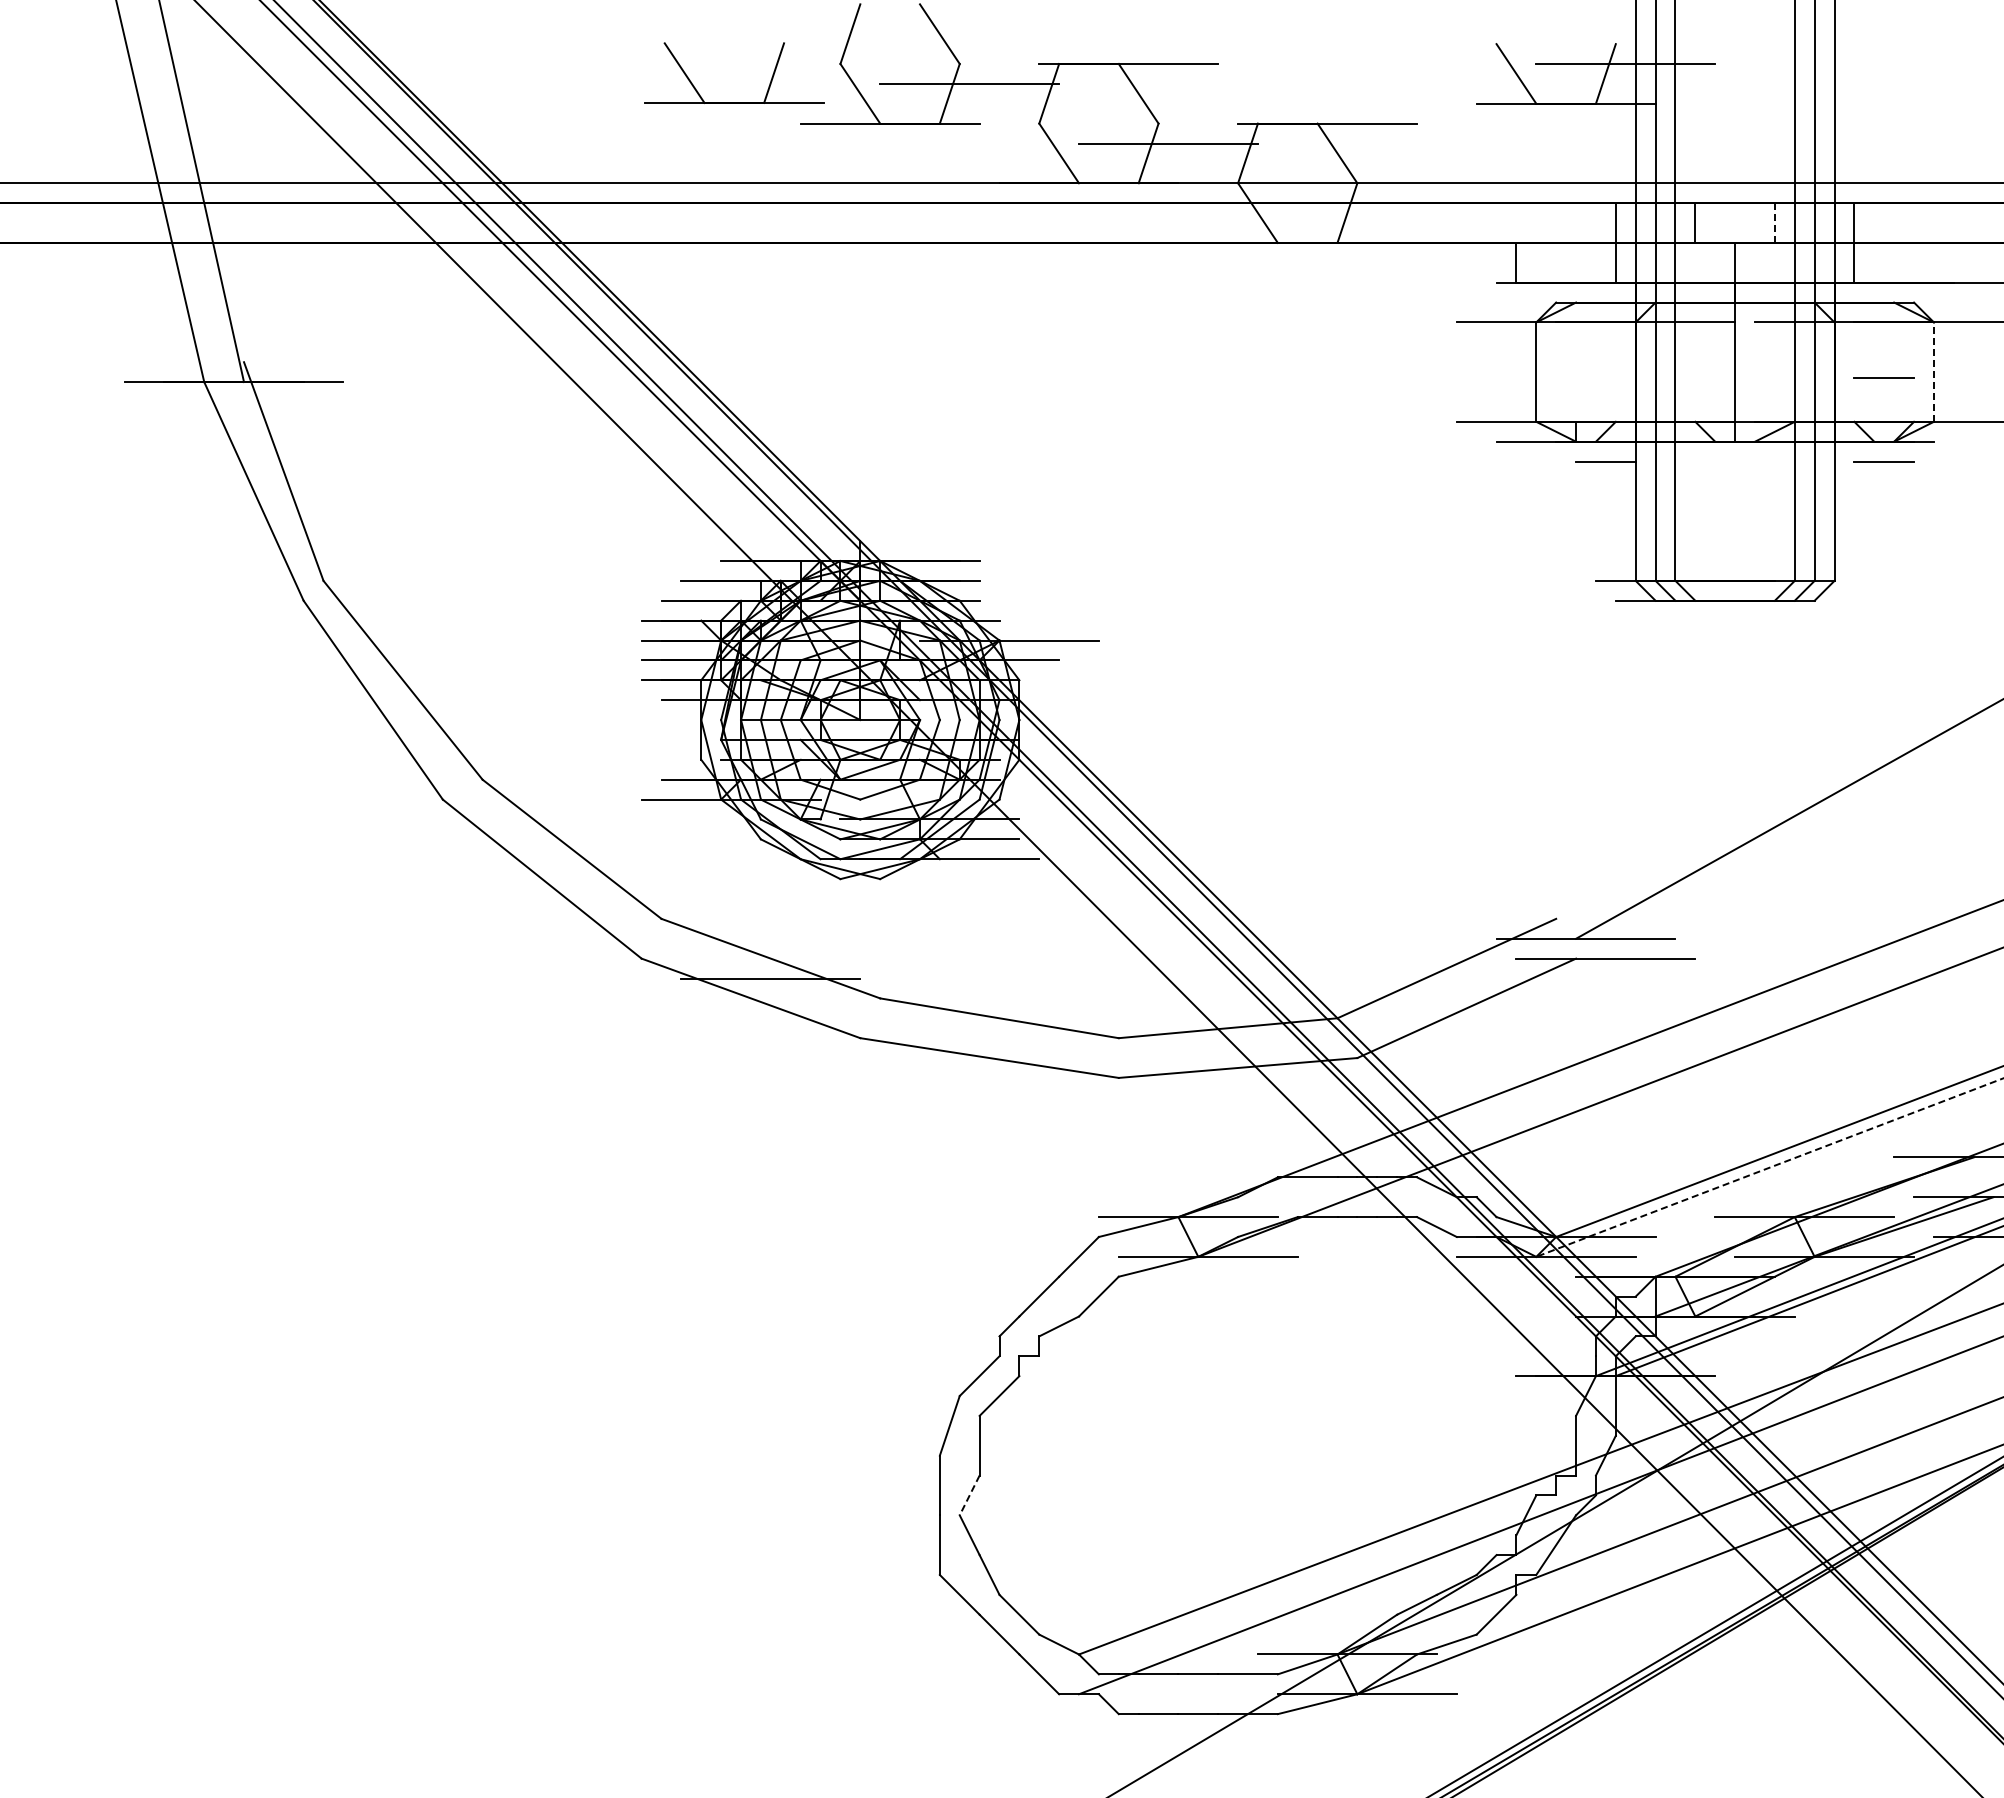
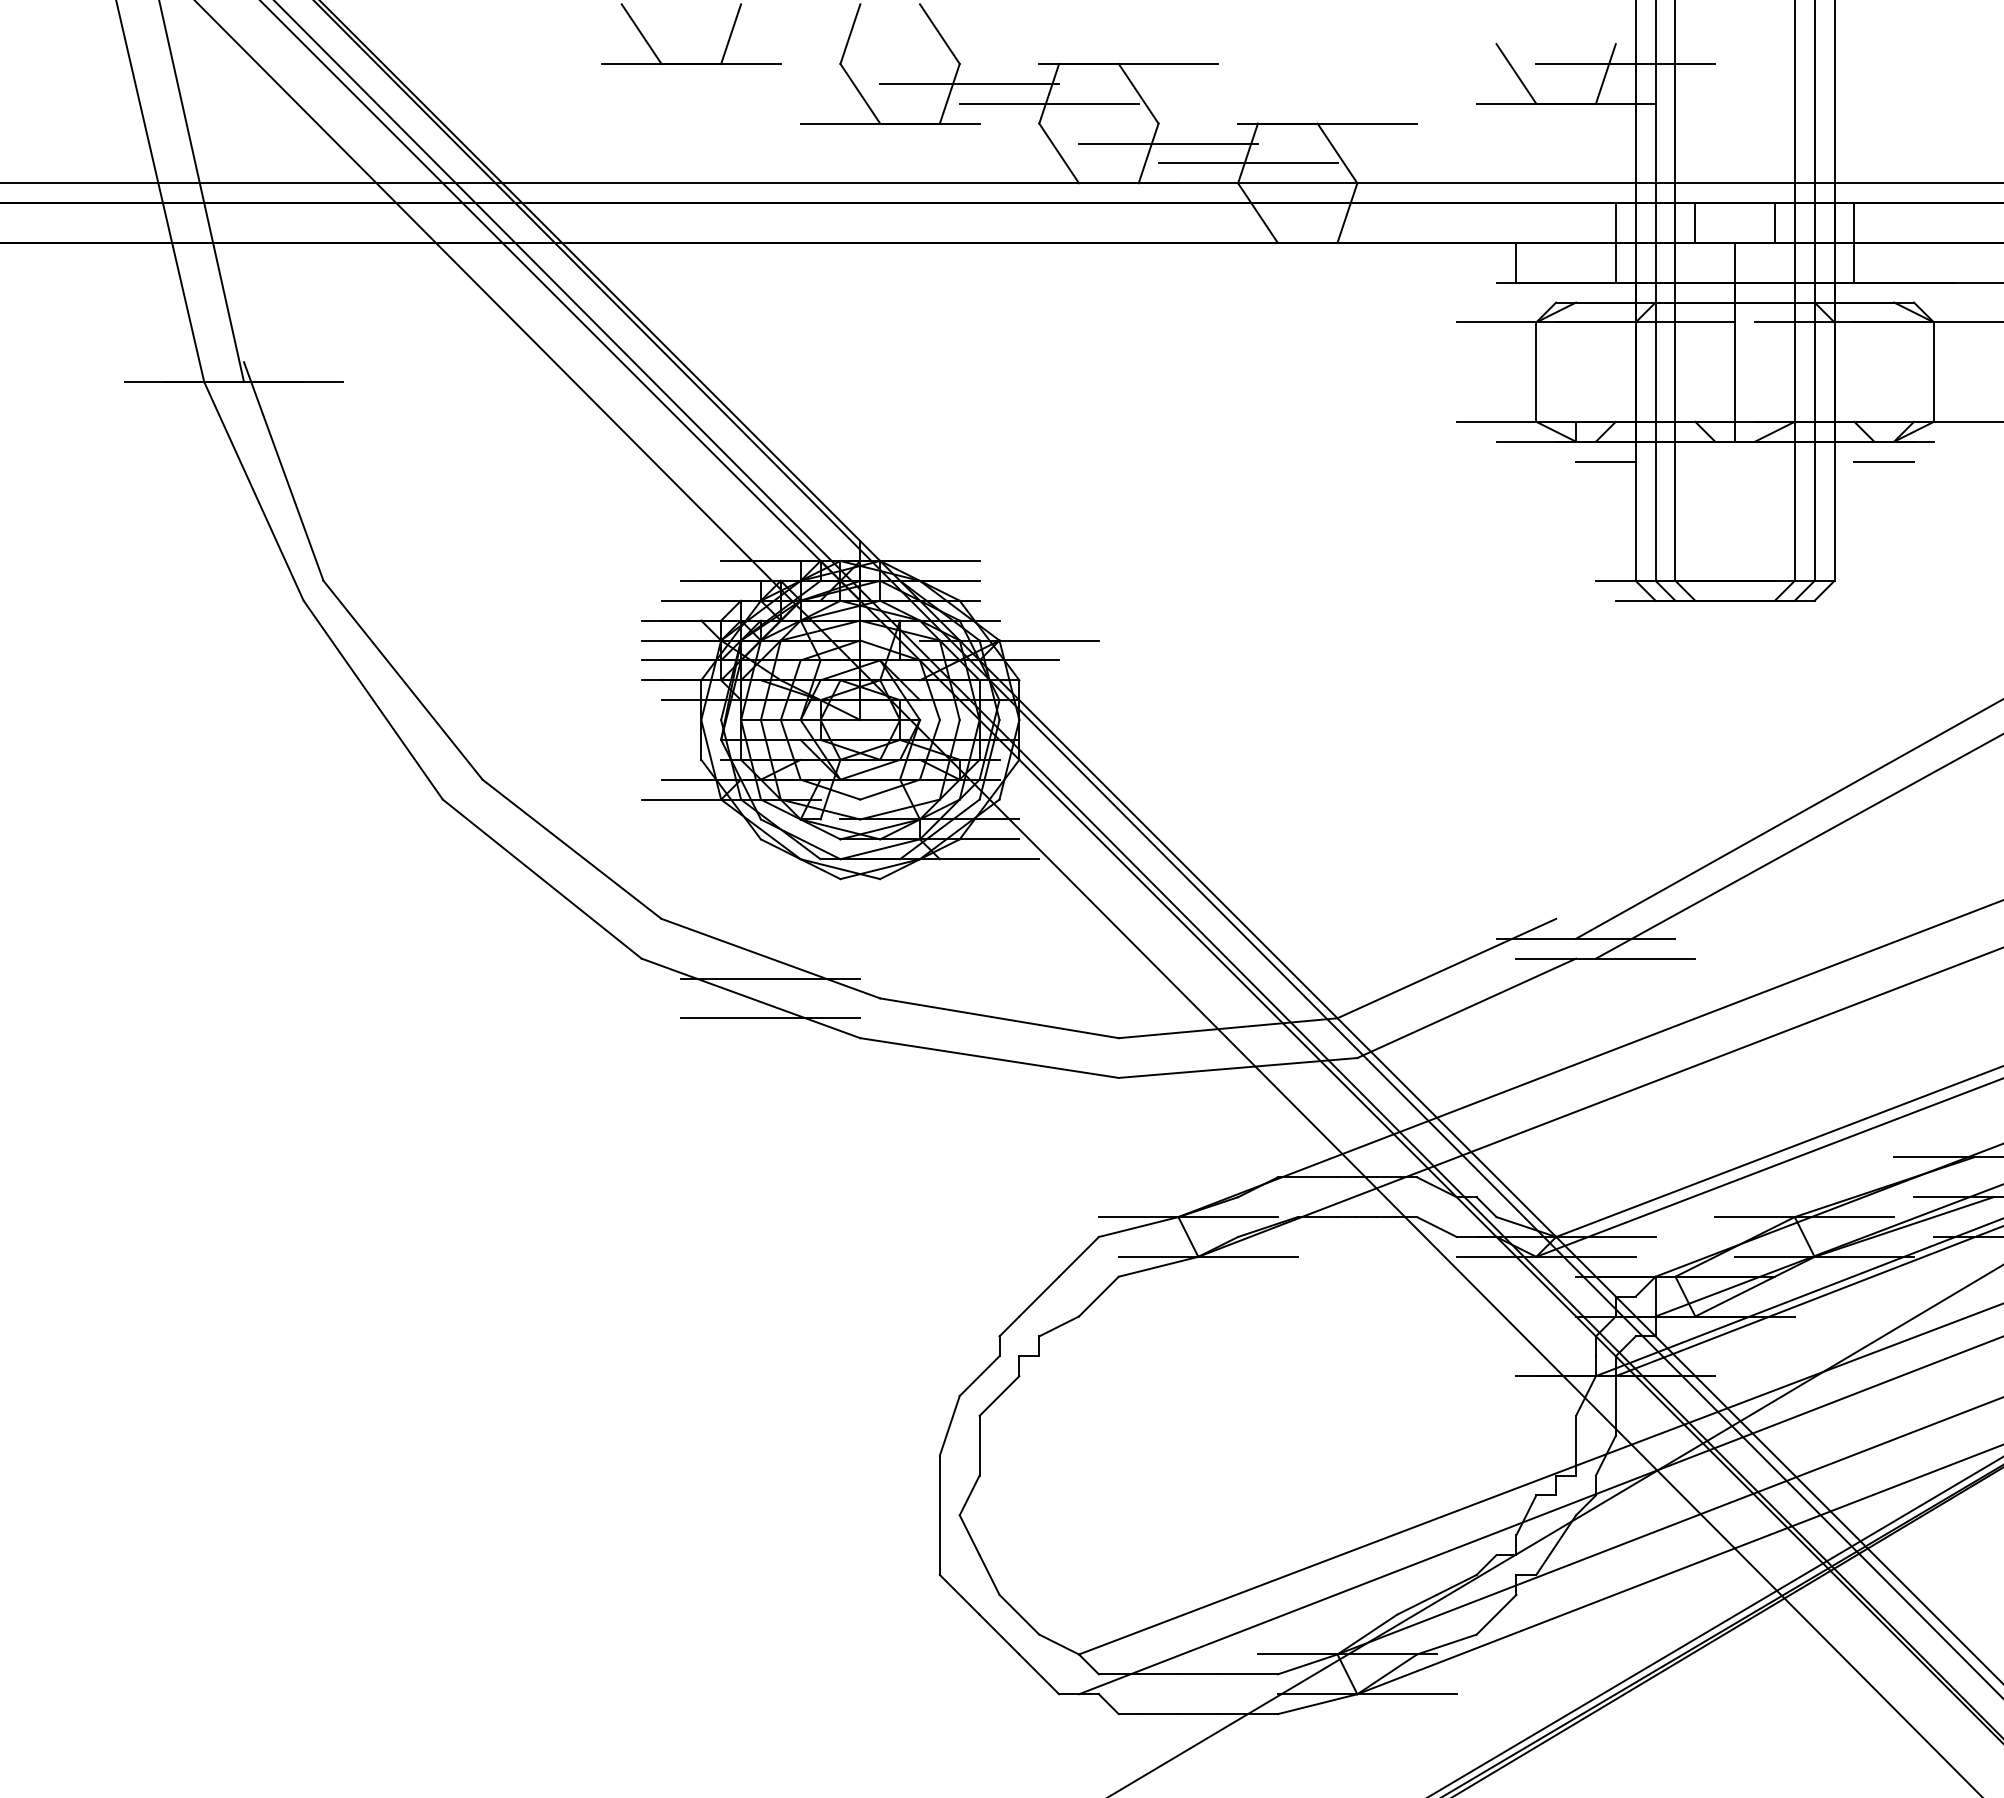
part position: (734, 102) -> (691, 63) (691, 63)
line: none -> present (1048, 103)
line: none -> present (1247, 163)
line: dashed -> solid (1774, 223)
line: dashed -> solid (1933, 372)
line: present -> none (1883, 377)
line: none -> present (1797, 846)
line: none -> present (770, 1018)
line: dashed -> solid (1769, 1167)
line: dashed -> solid (969, 1495)
